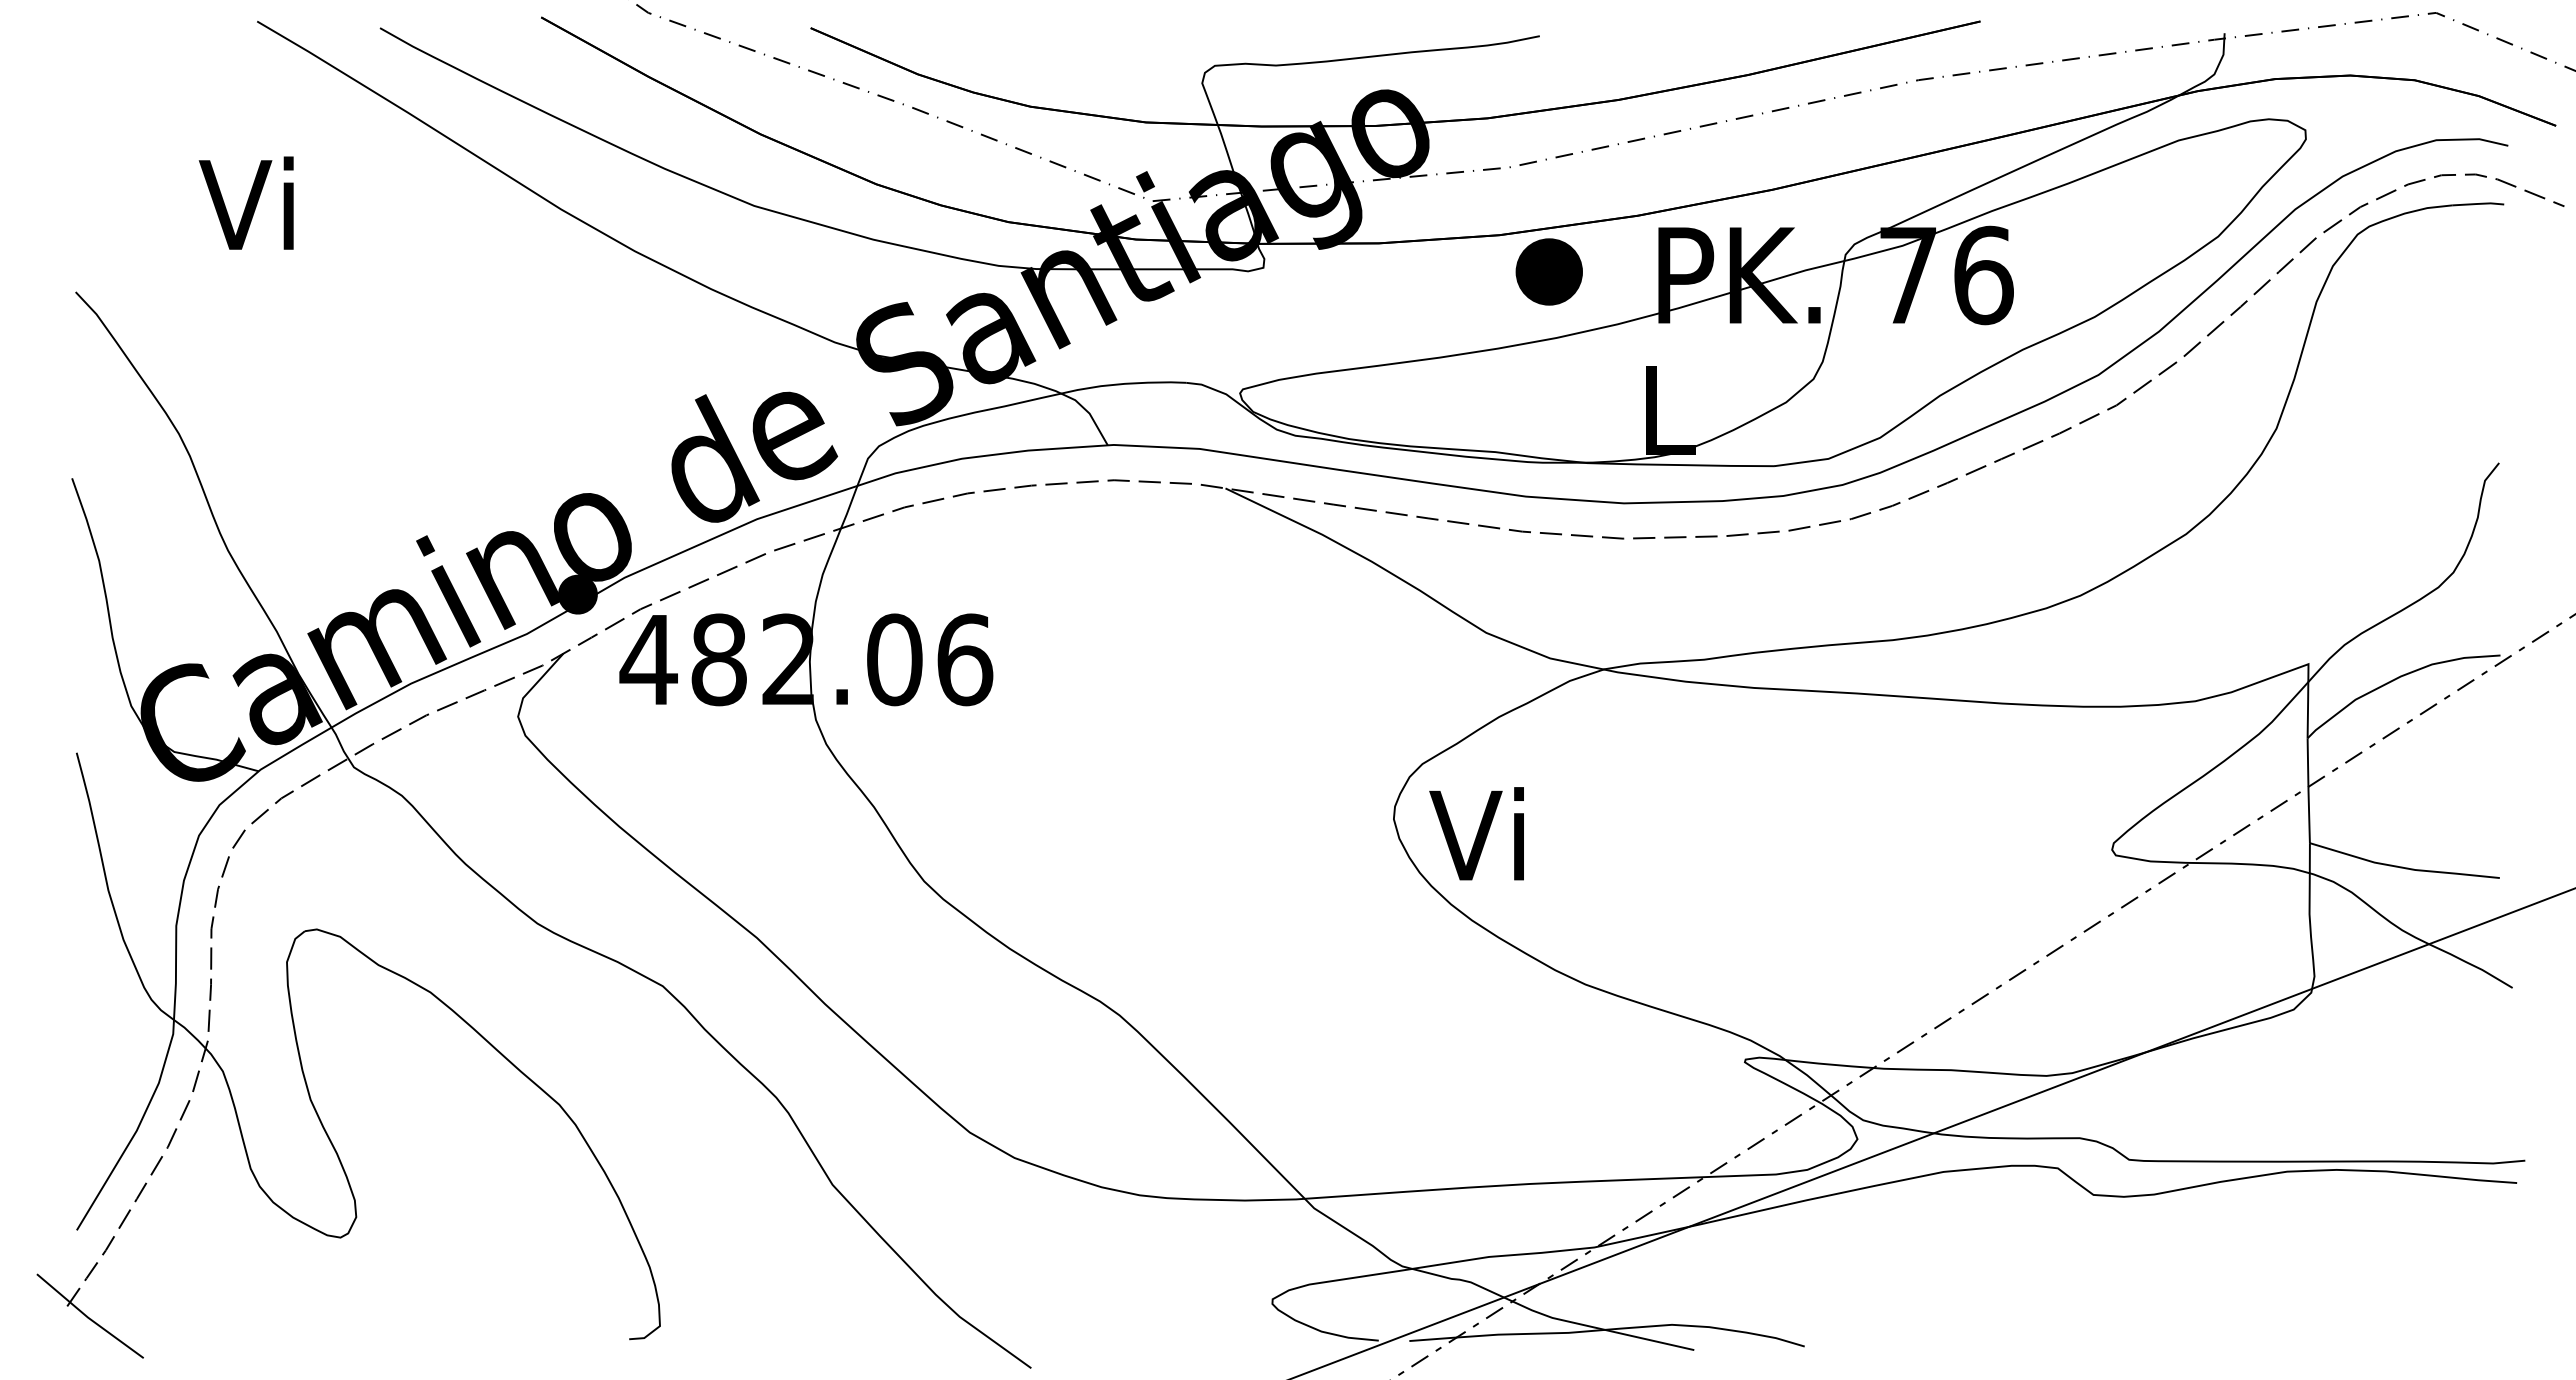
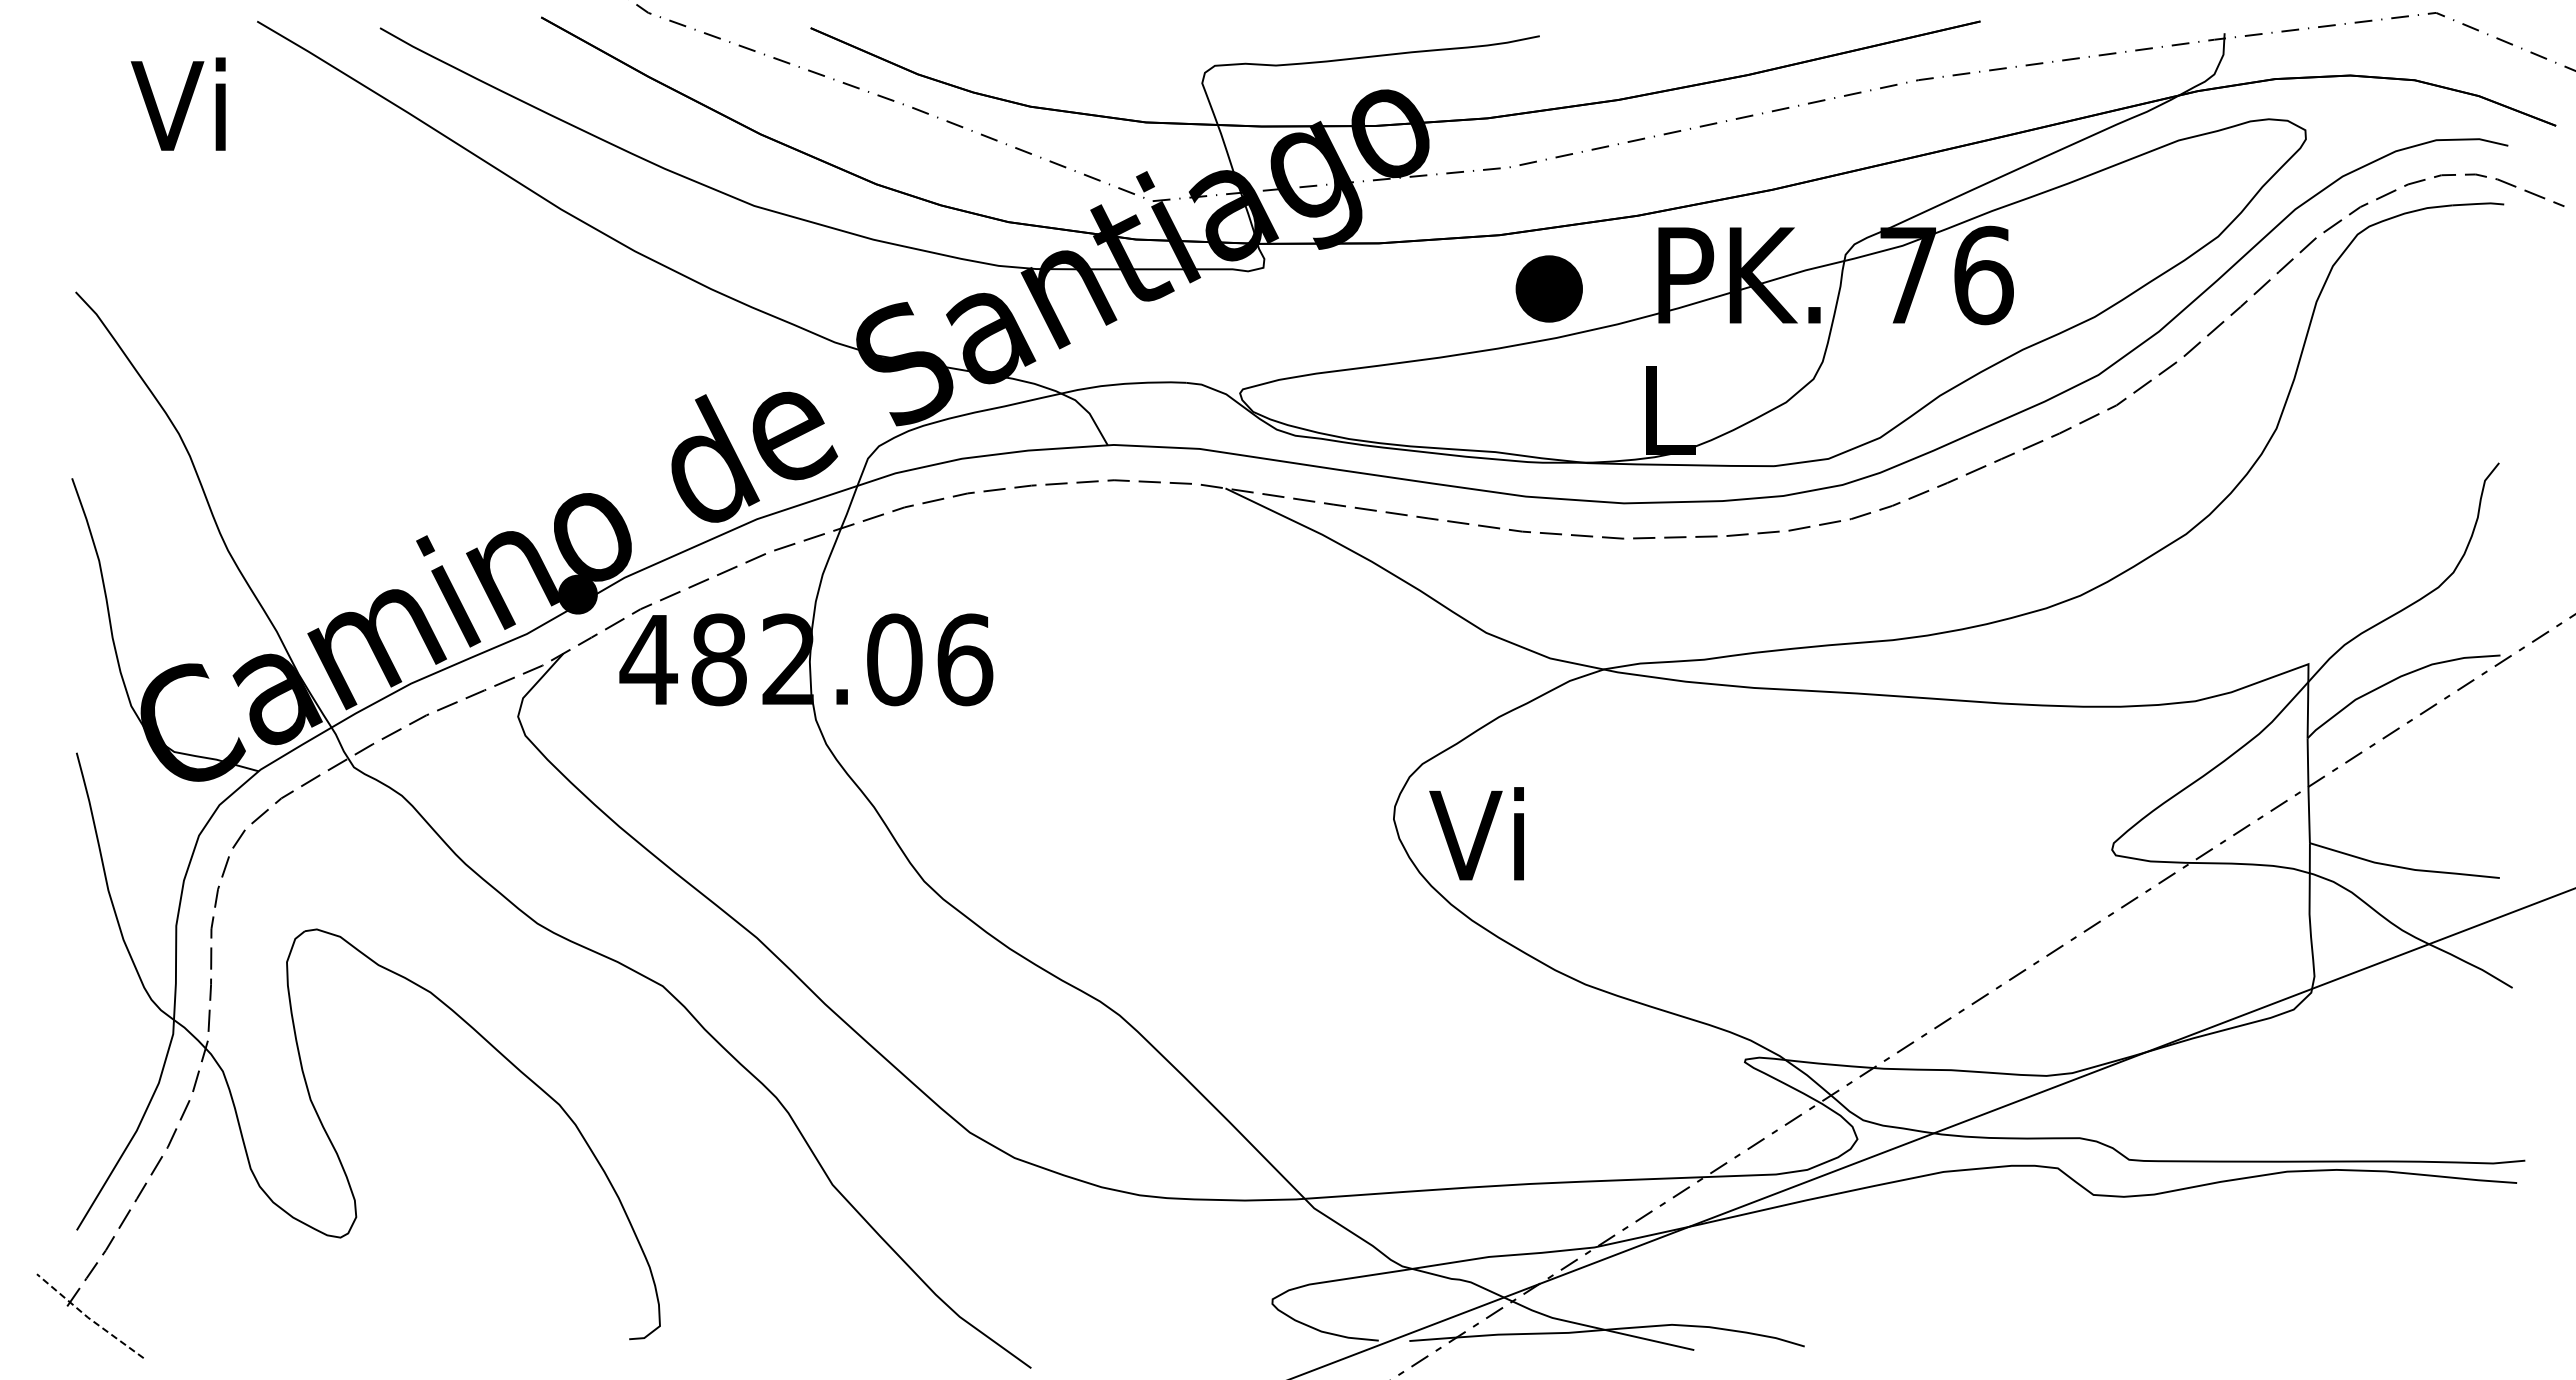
text position: (245, 202) -> (177, 103) (177, 103)
part position: (1548, 271) -> (1548, 288) (1548, 288)
line: solid -> dashed (87, 1317)
